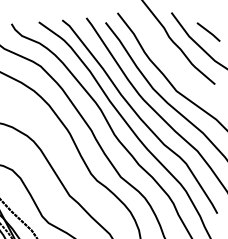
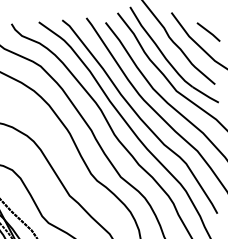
part: none -> present (166, 57)
